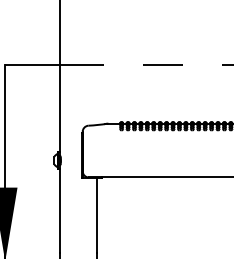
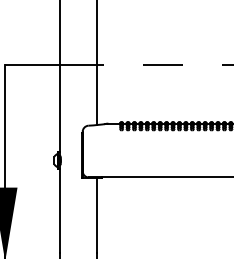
line: none -> present (97, 63)
